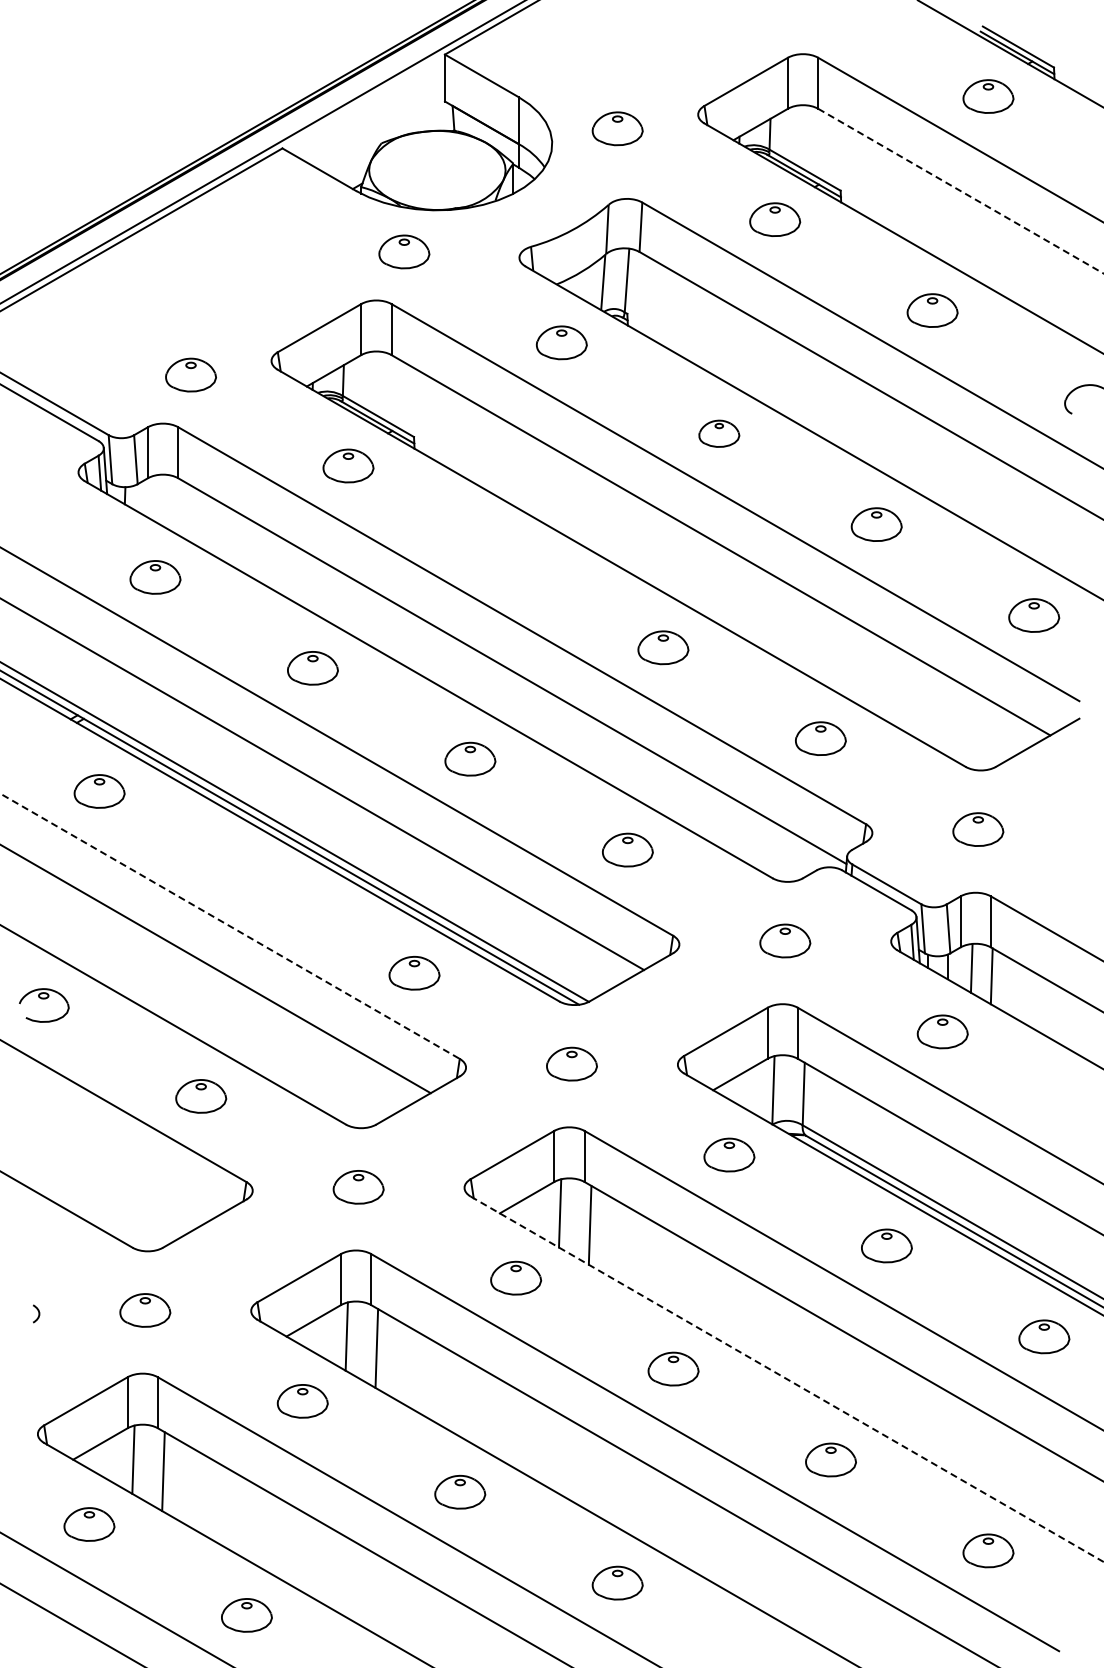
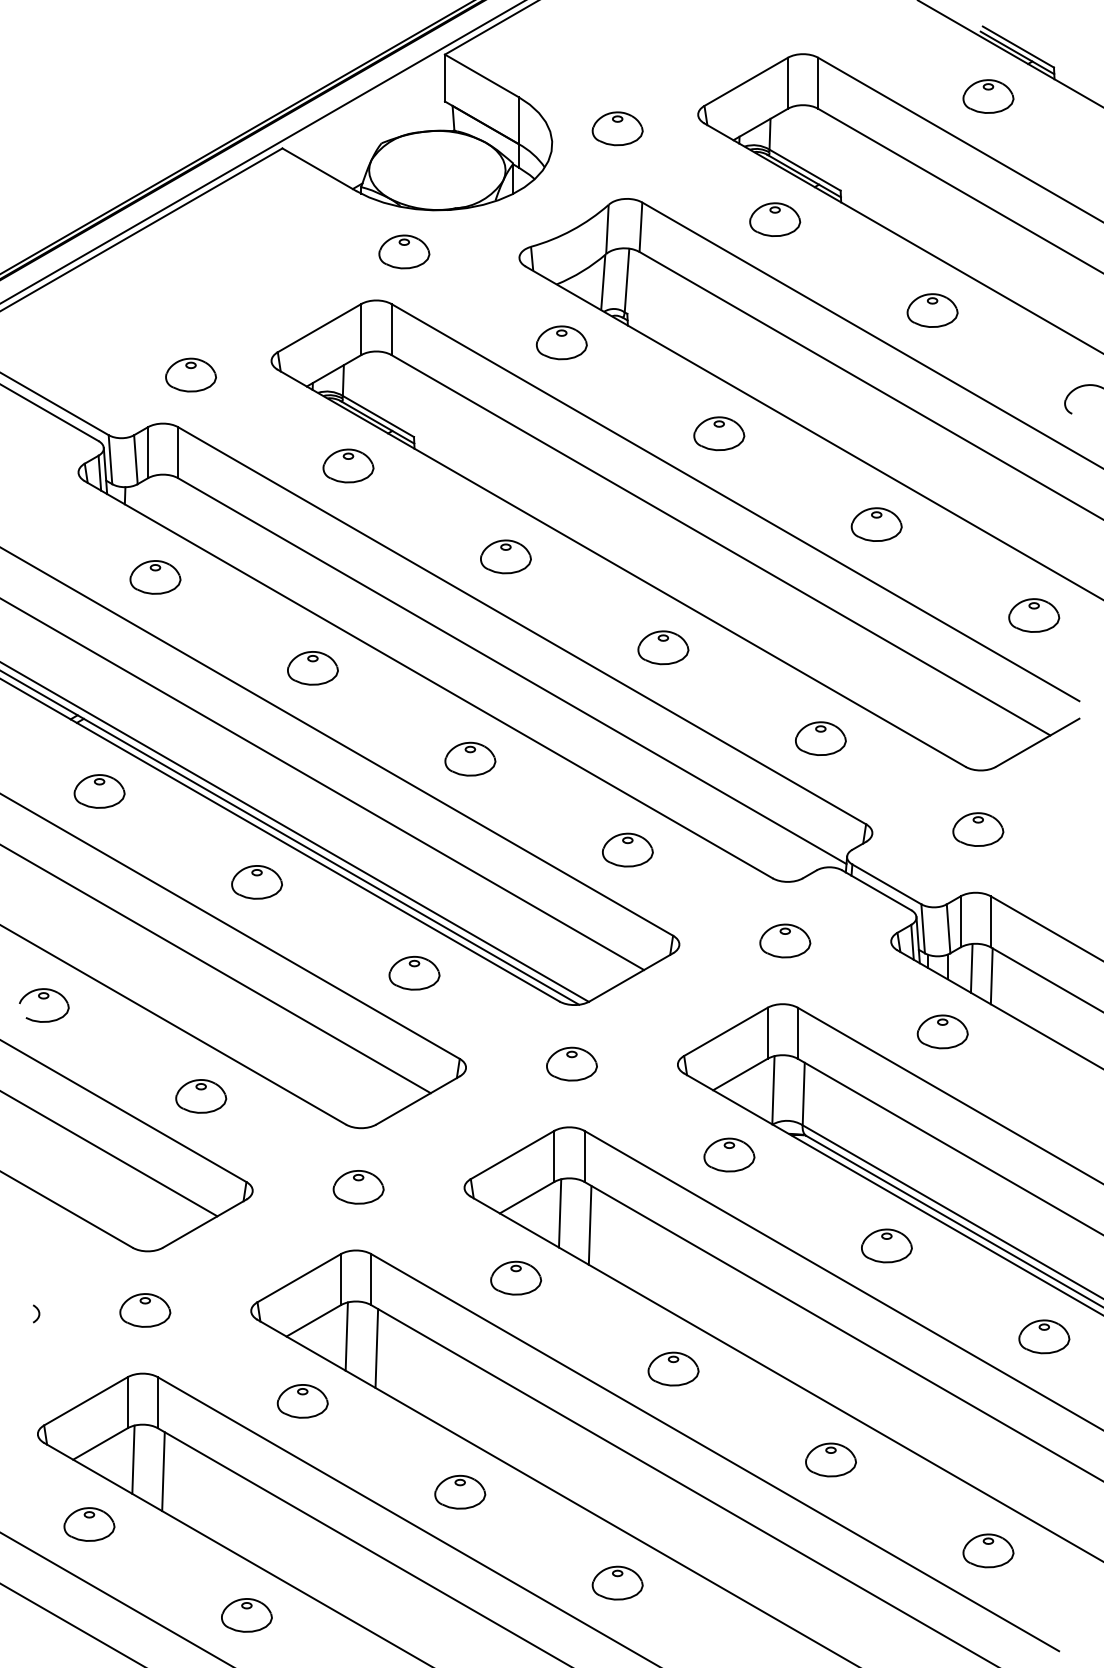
line: dashed -> solid (961, 191)
part size: 43x29 px -> 53x36 px (719, 433)
part: none -> present (505, 556)
part: none -> present (256, 882)
line: dashed -> solid (230, 926)
line: none -> present (109, 1154)
line: dashed -> solid (787, 1379)
